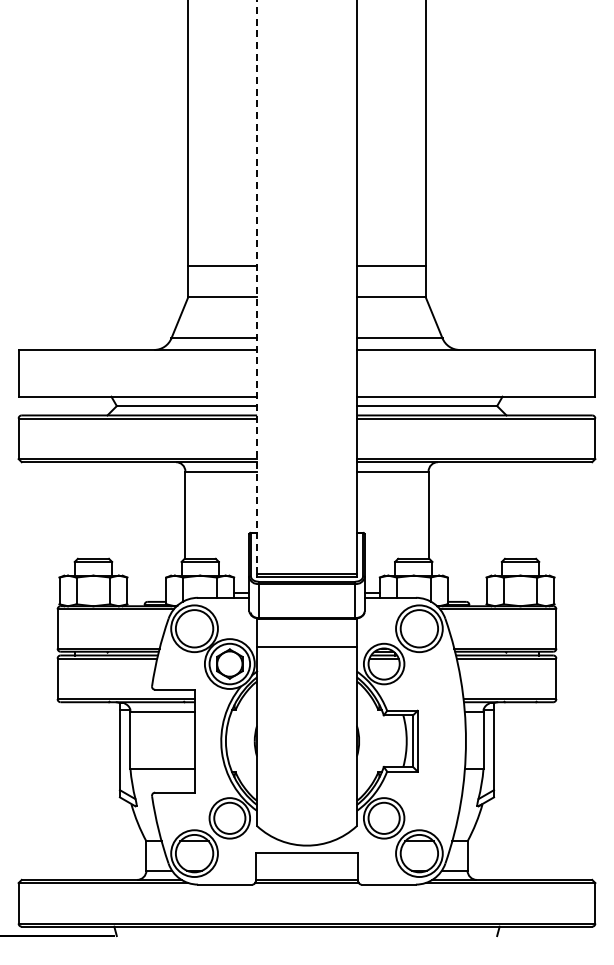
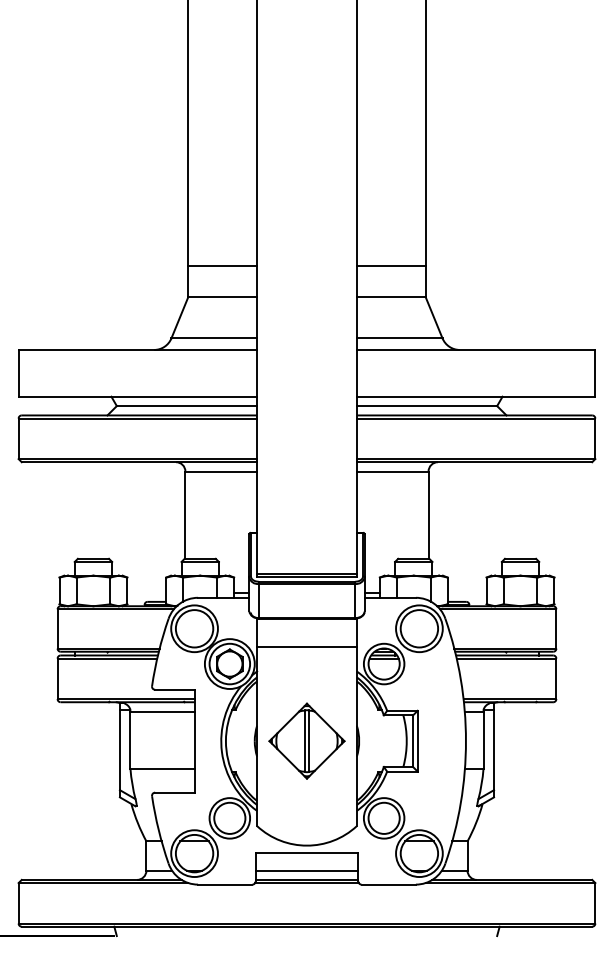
line: dashed -> solid (257, 286)
part: none -> present (306, 740)
line: none -> present (306, 870)
